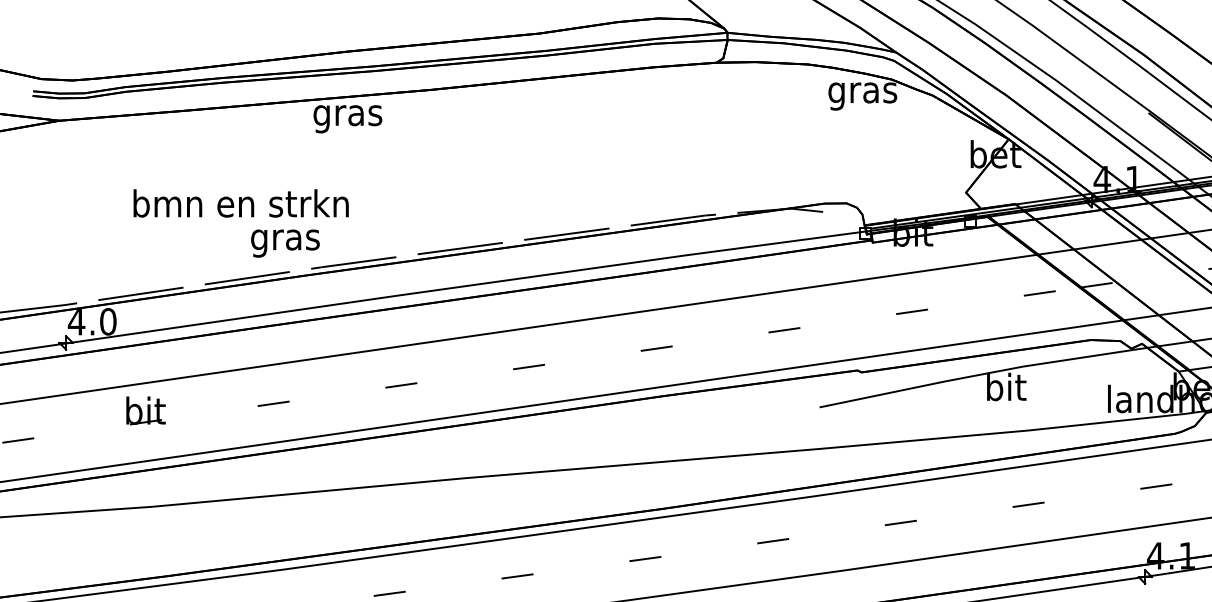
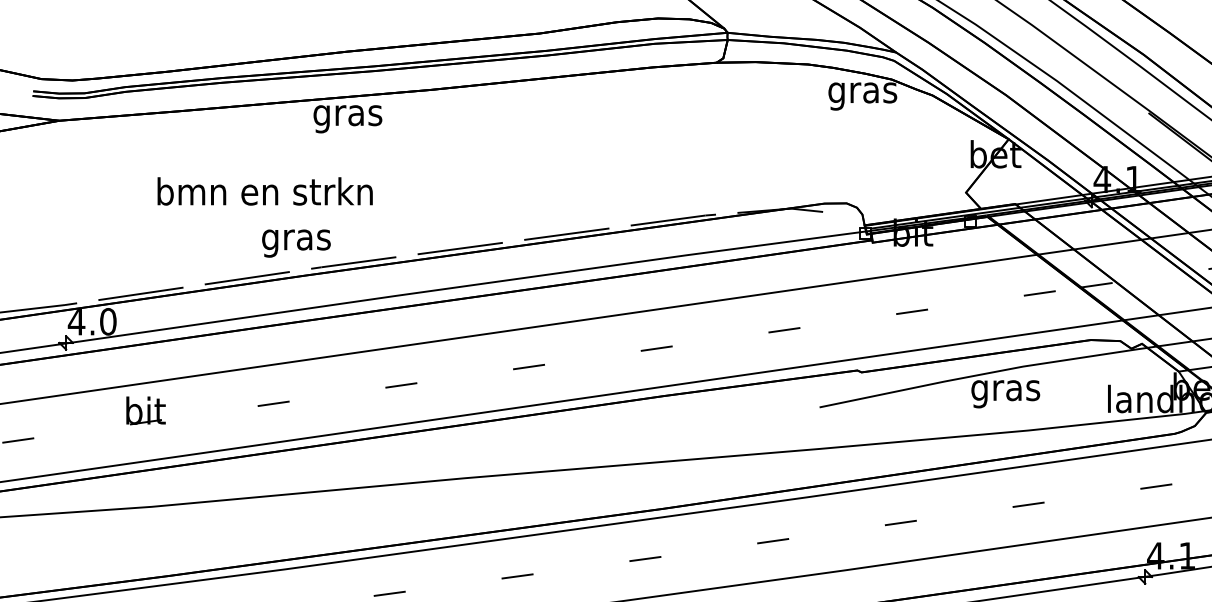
text position: (240, 203) -> (264, 191) (264, 191)
text position: (285, 243) -> (296, 243) (296, 243)
text: bit -> gras (1005, 390)
